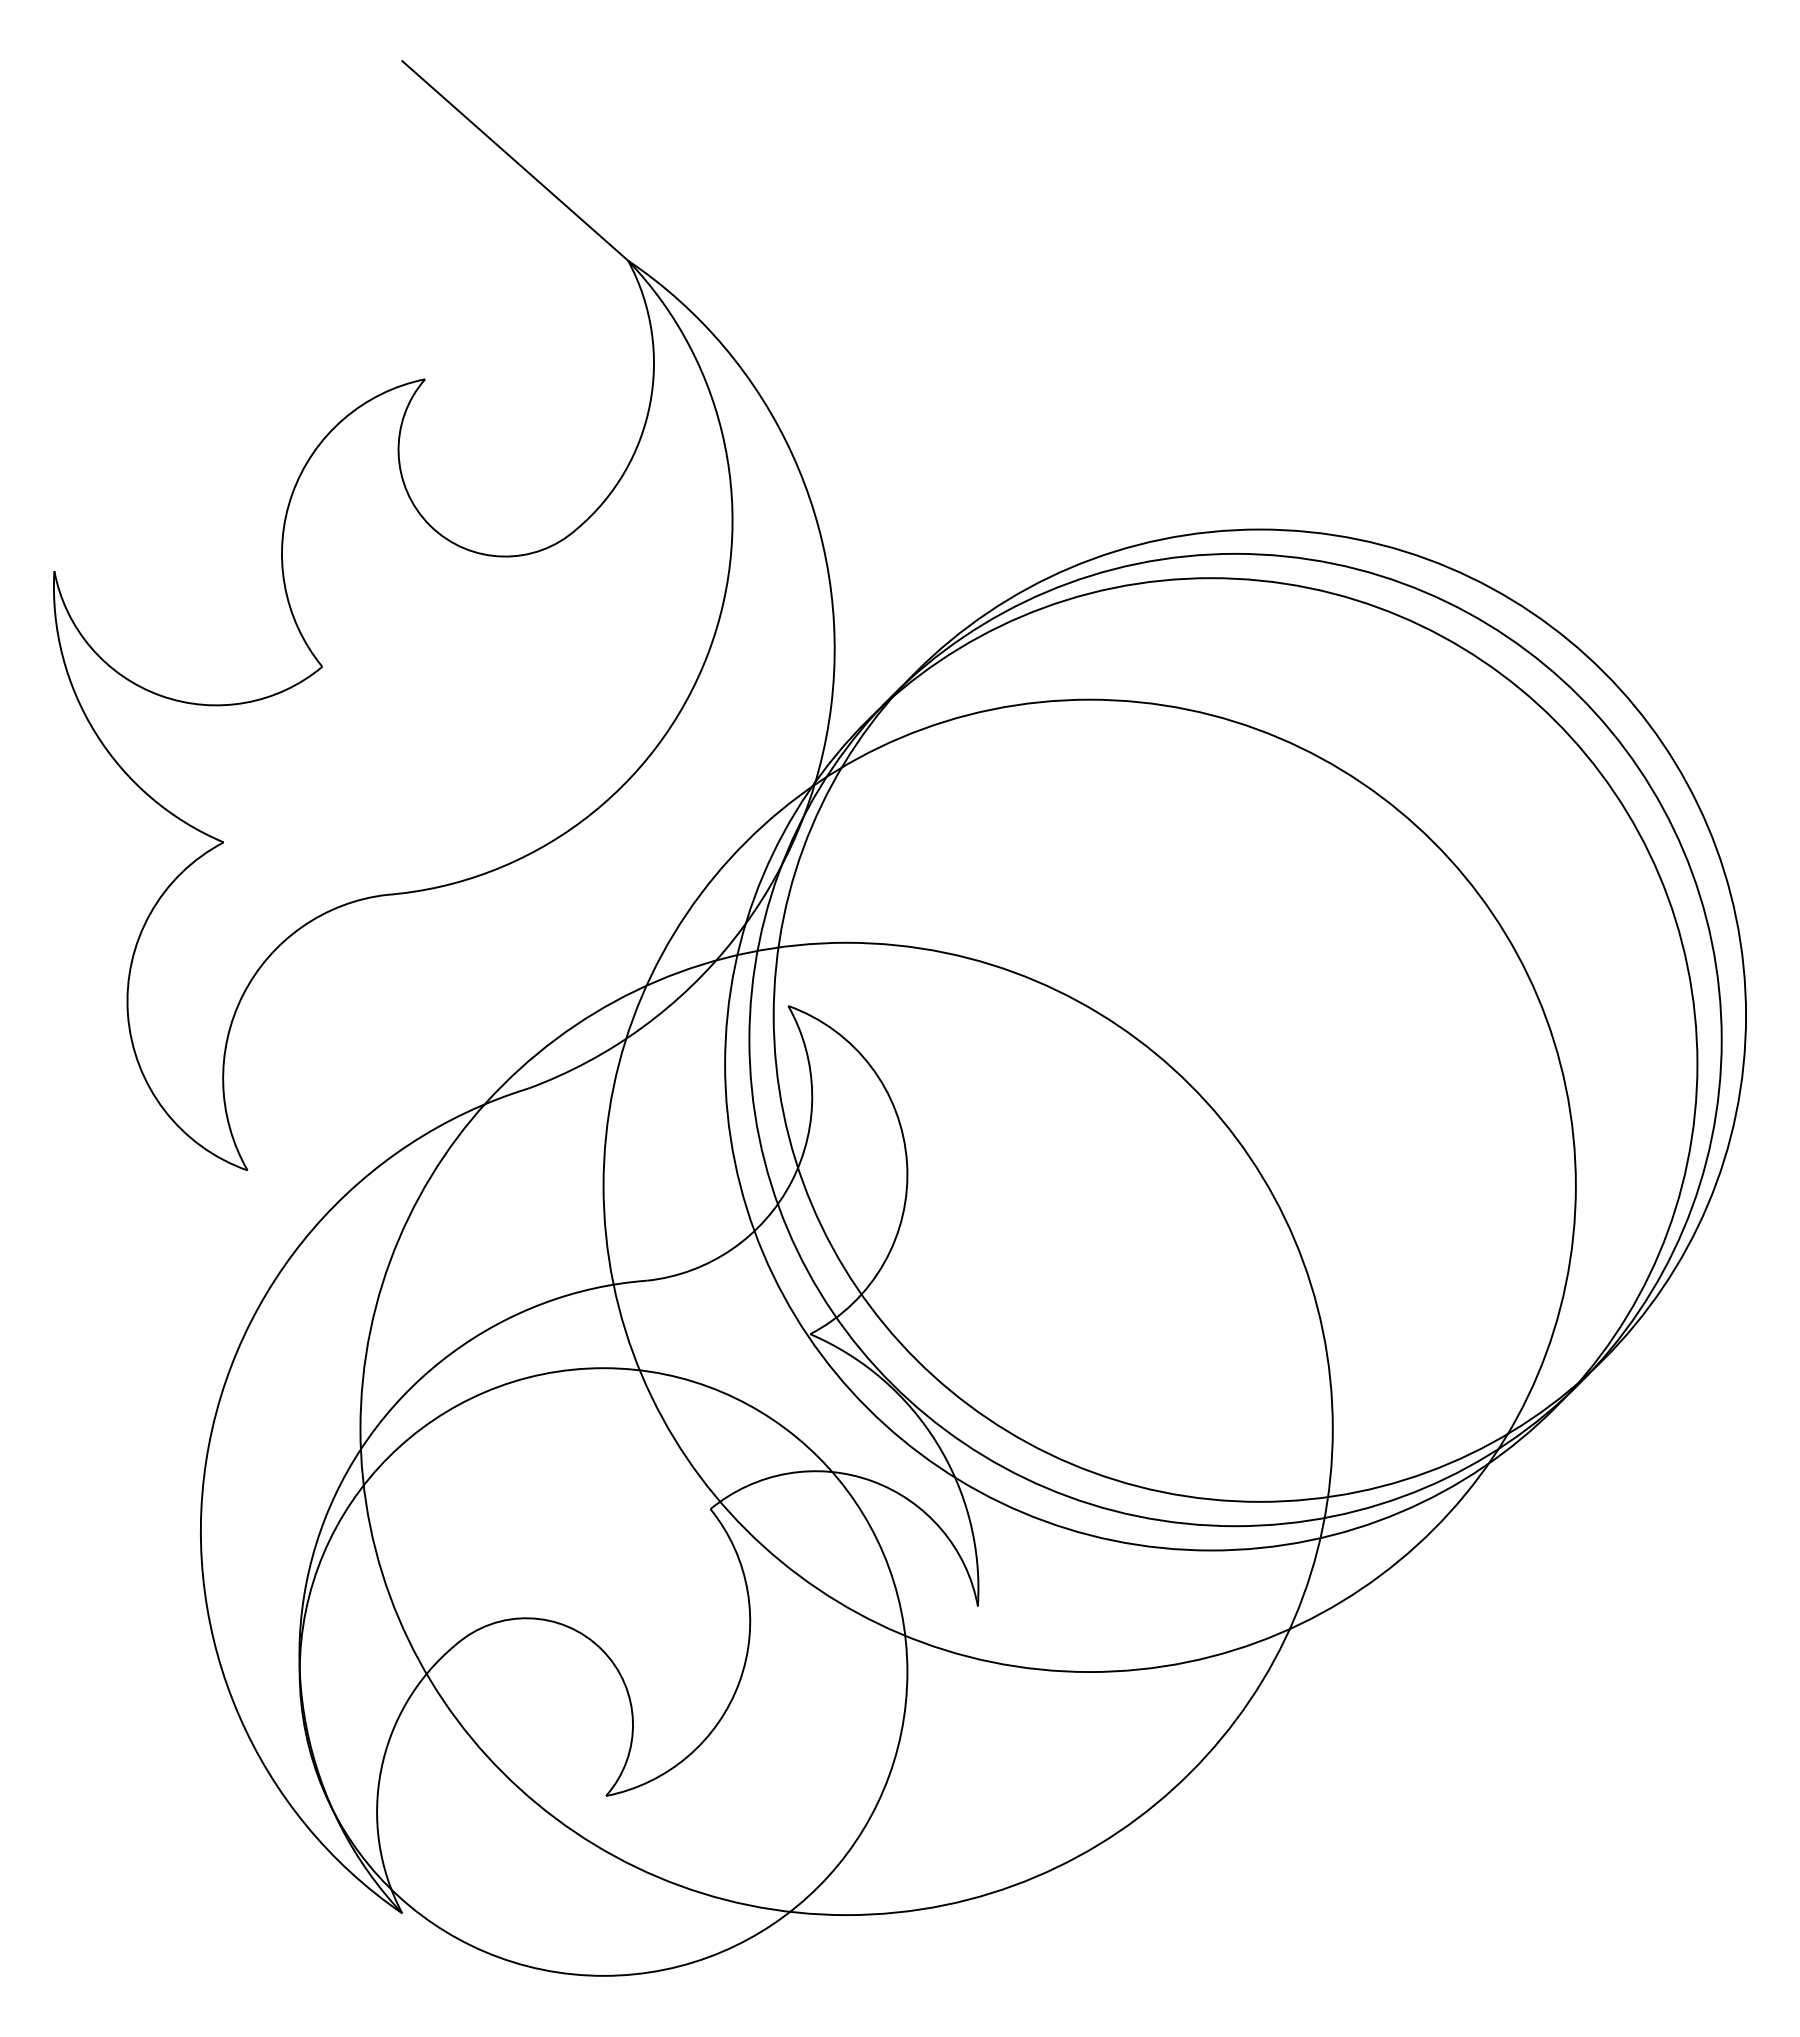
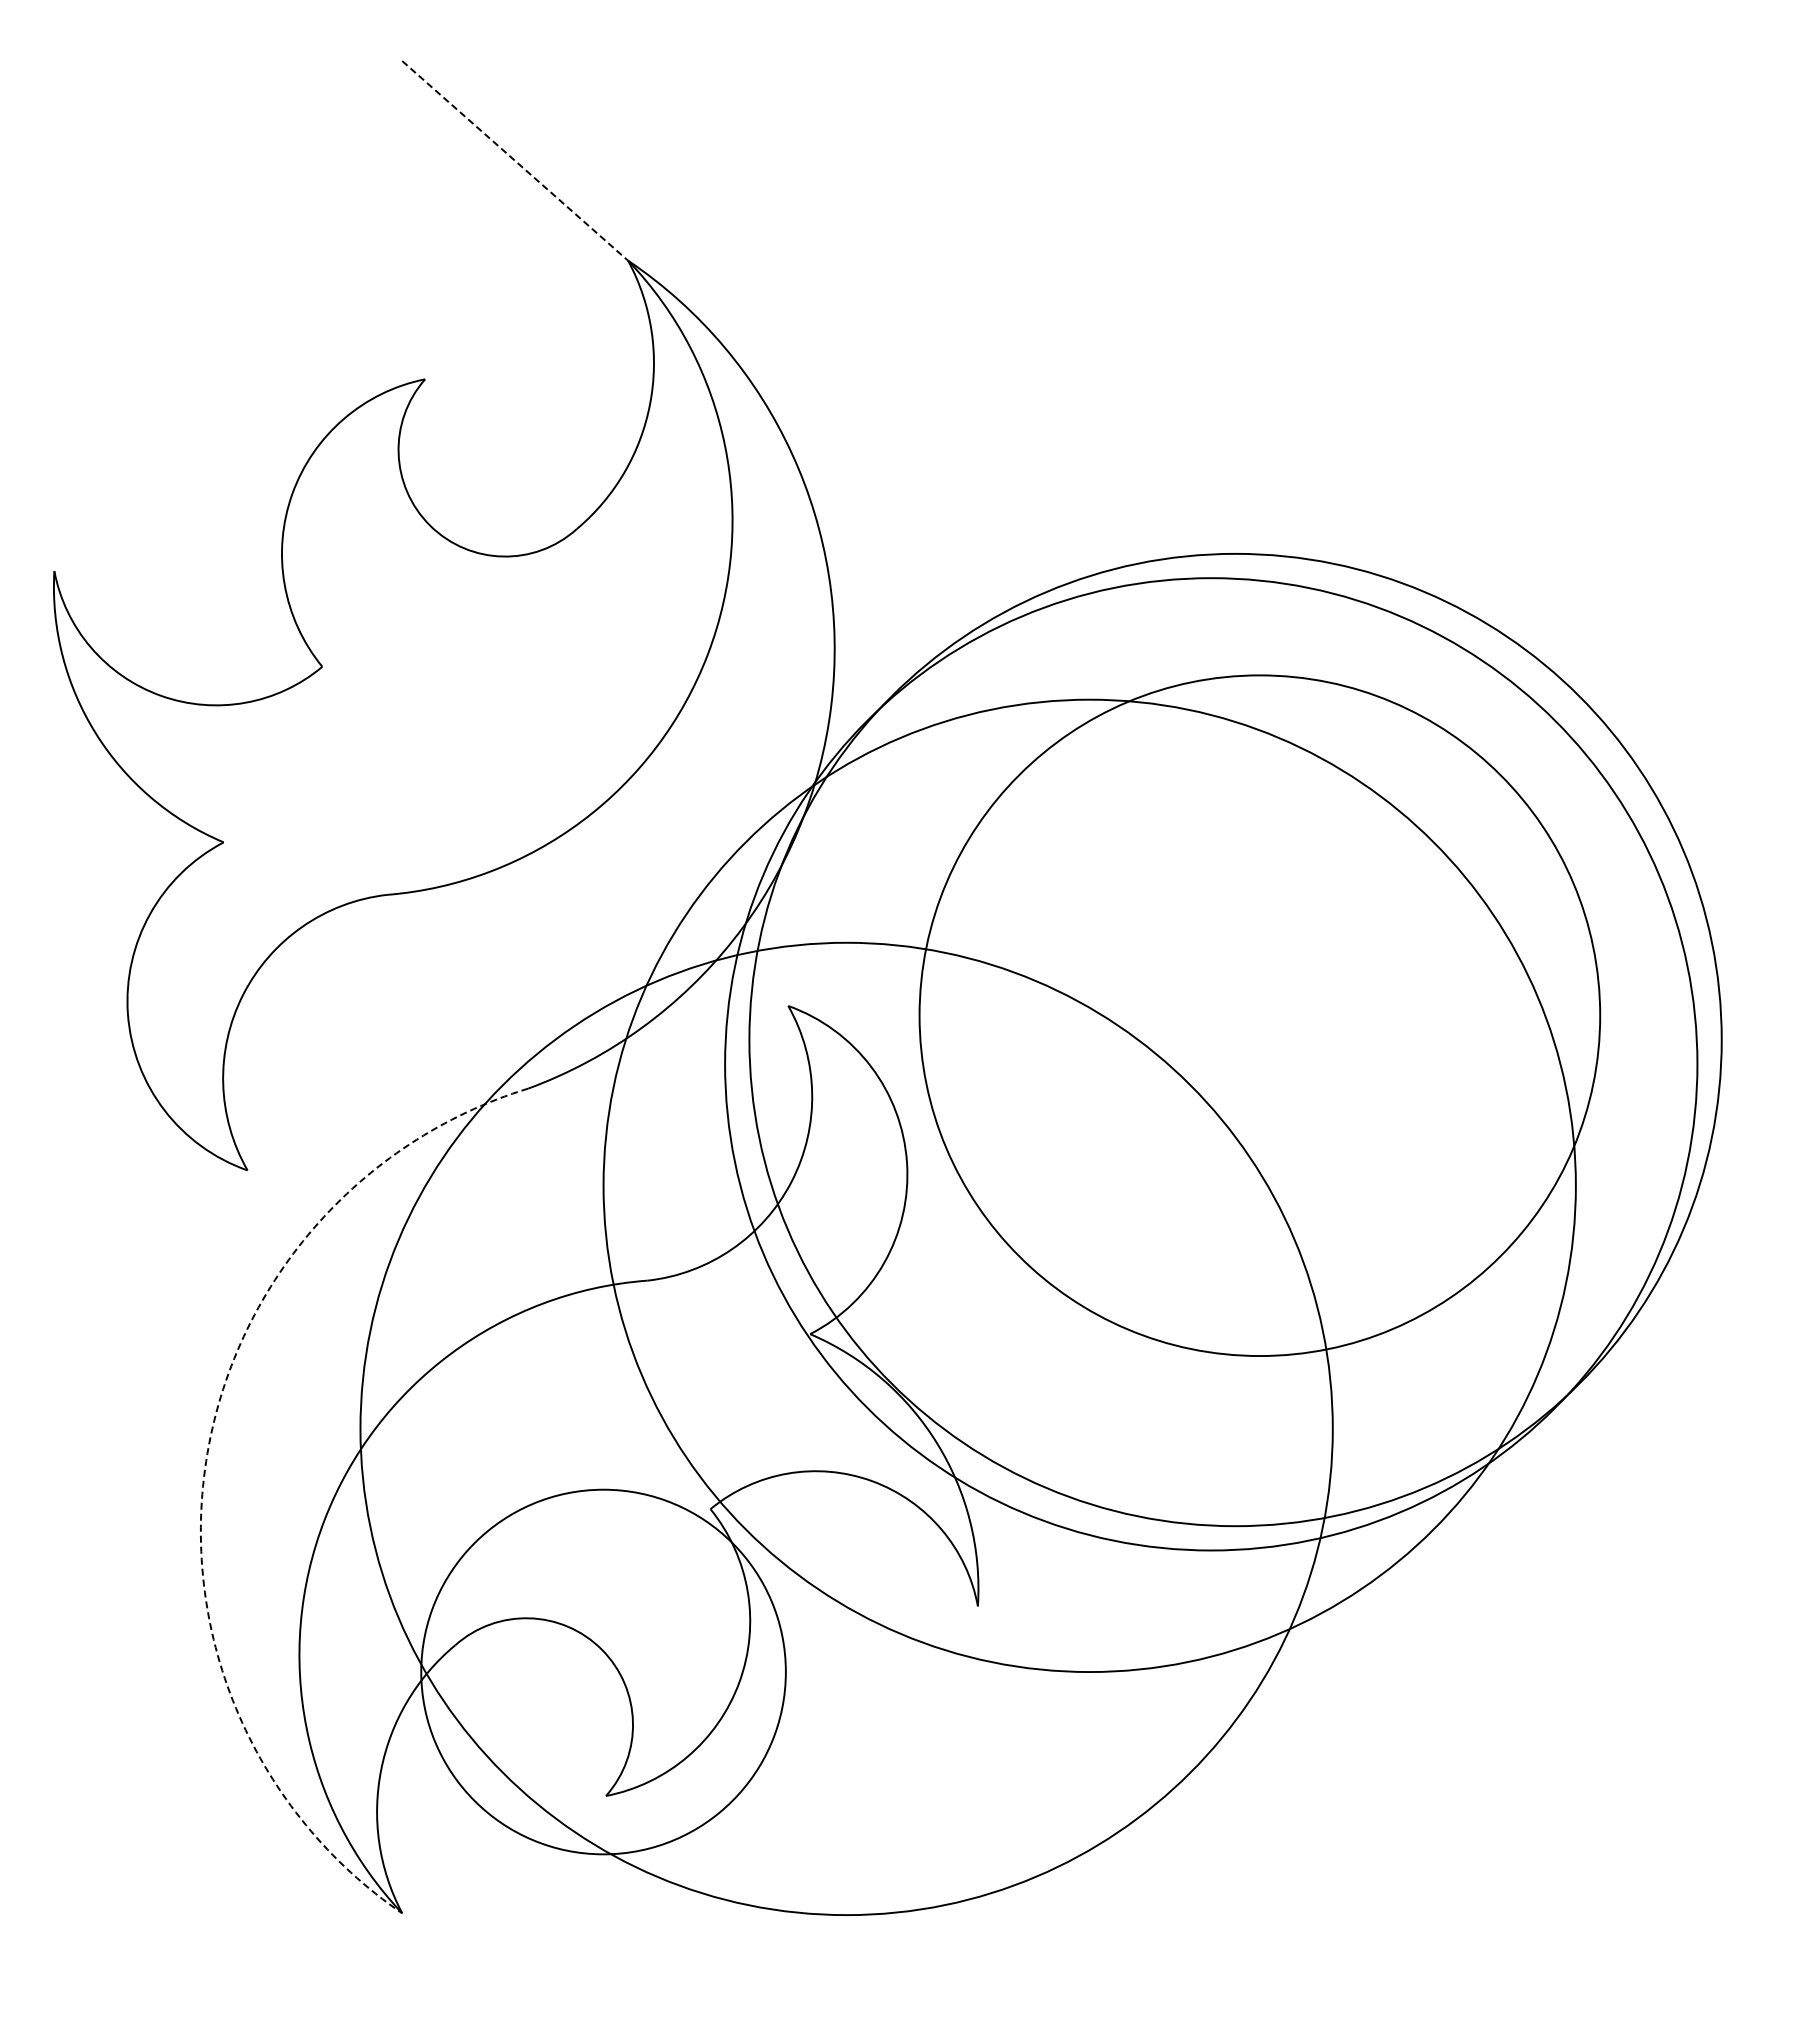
line: solid -> dashed (515, 160)
circle diameter: 972 px -> 681 px (1259, 1015)
arc: solid -> dashed (206, 1461)
circle diameter: 608 px -> 365 px (603, 1671)
